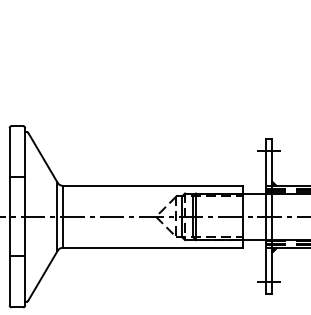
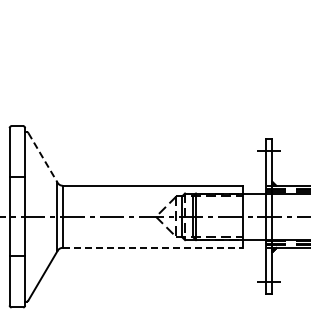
line: solid -> dashed (42, 157)
line: solid -> dashed (152, 247)
